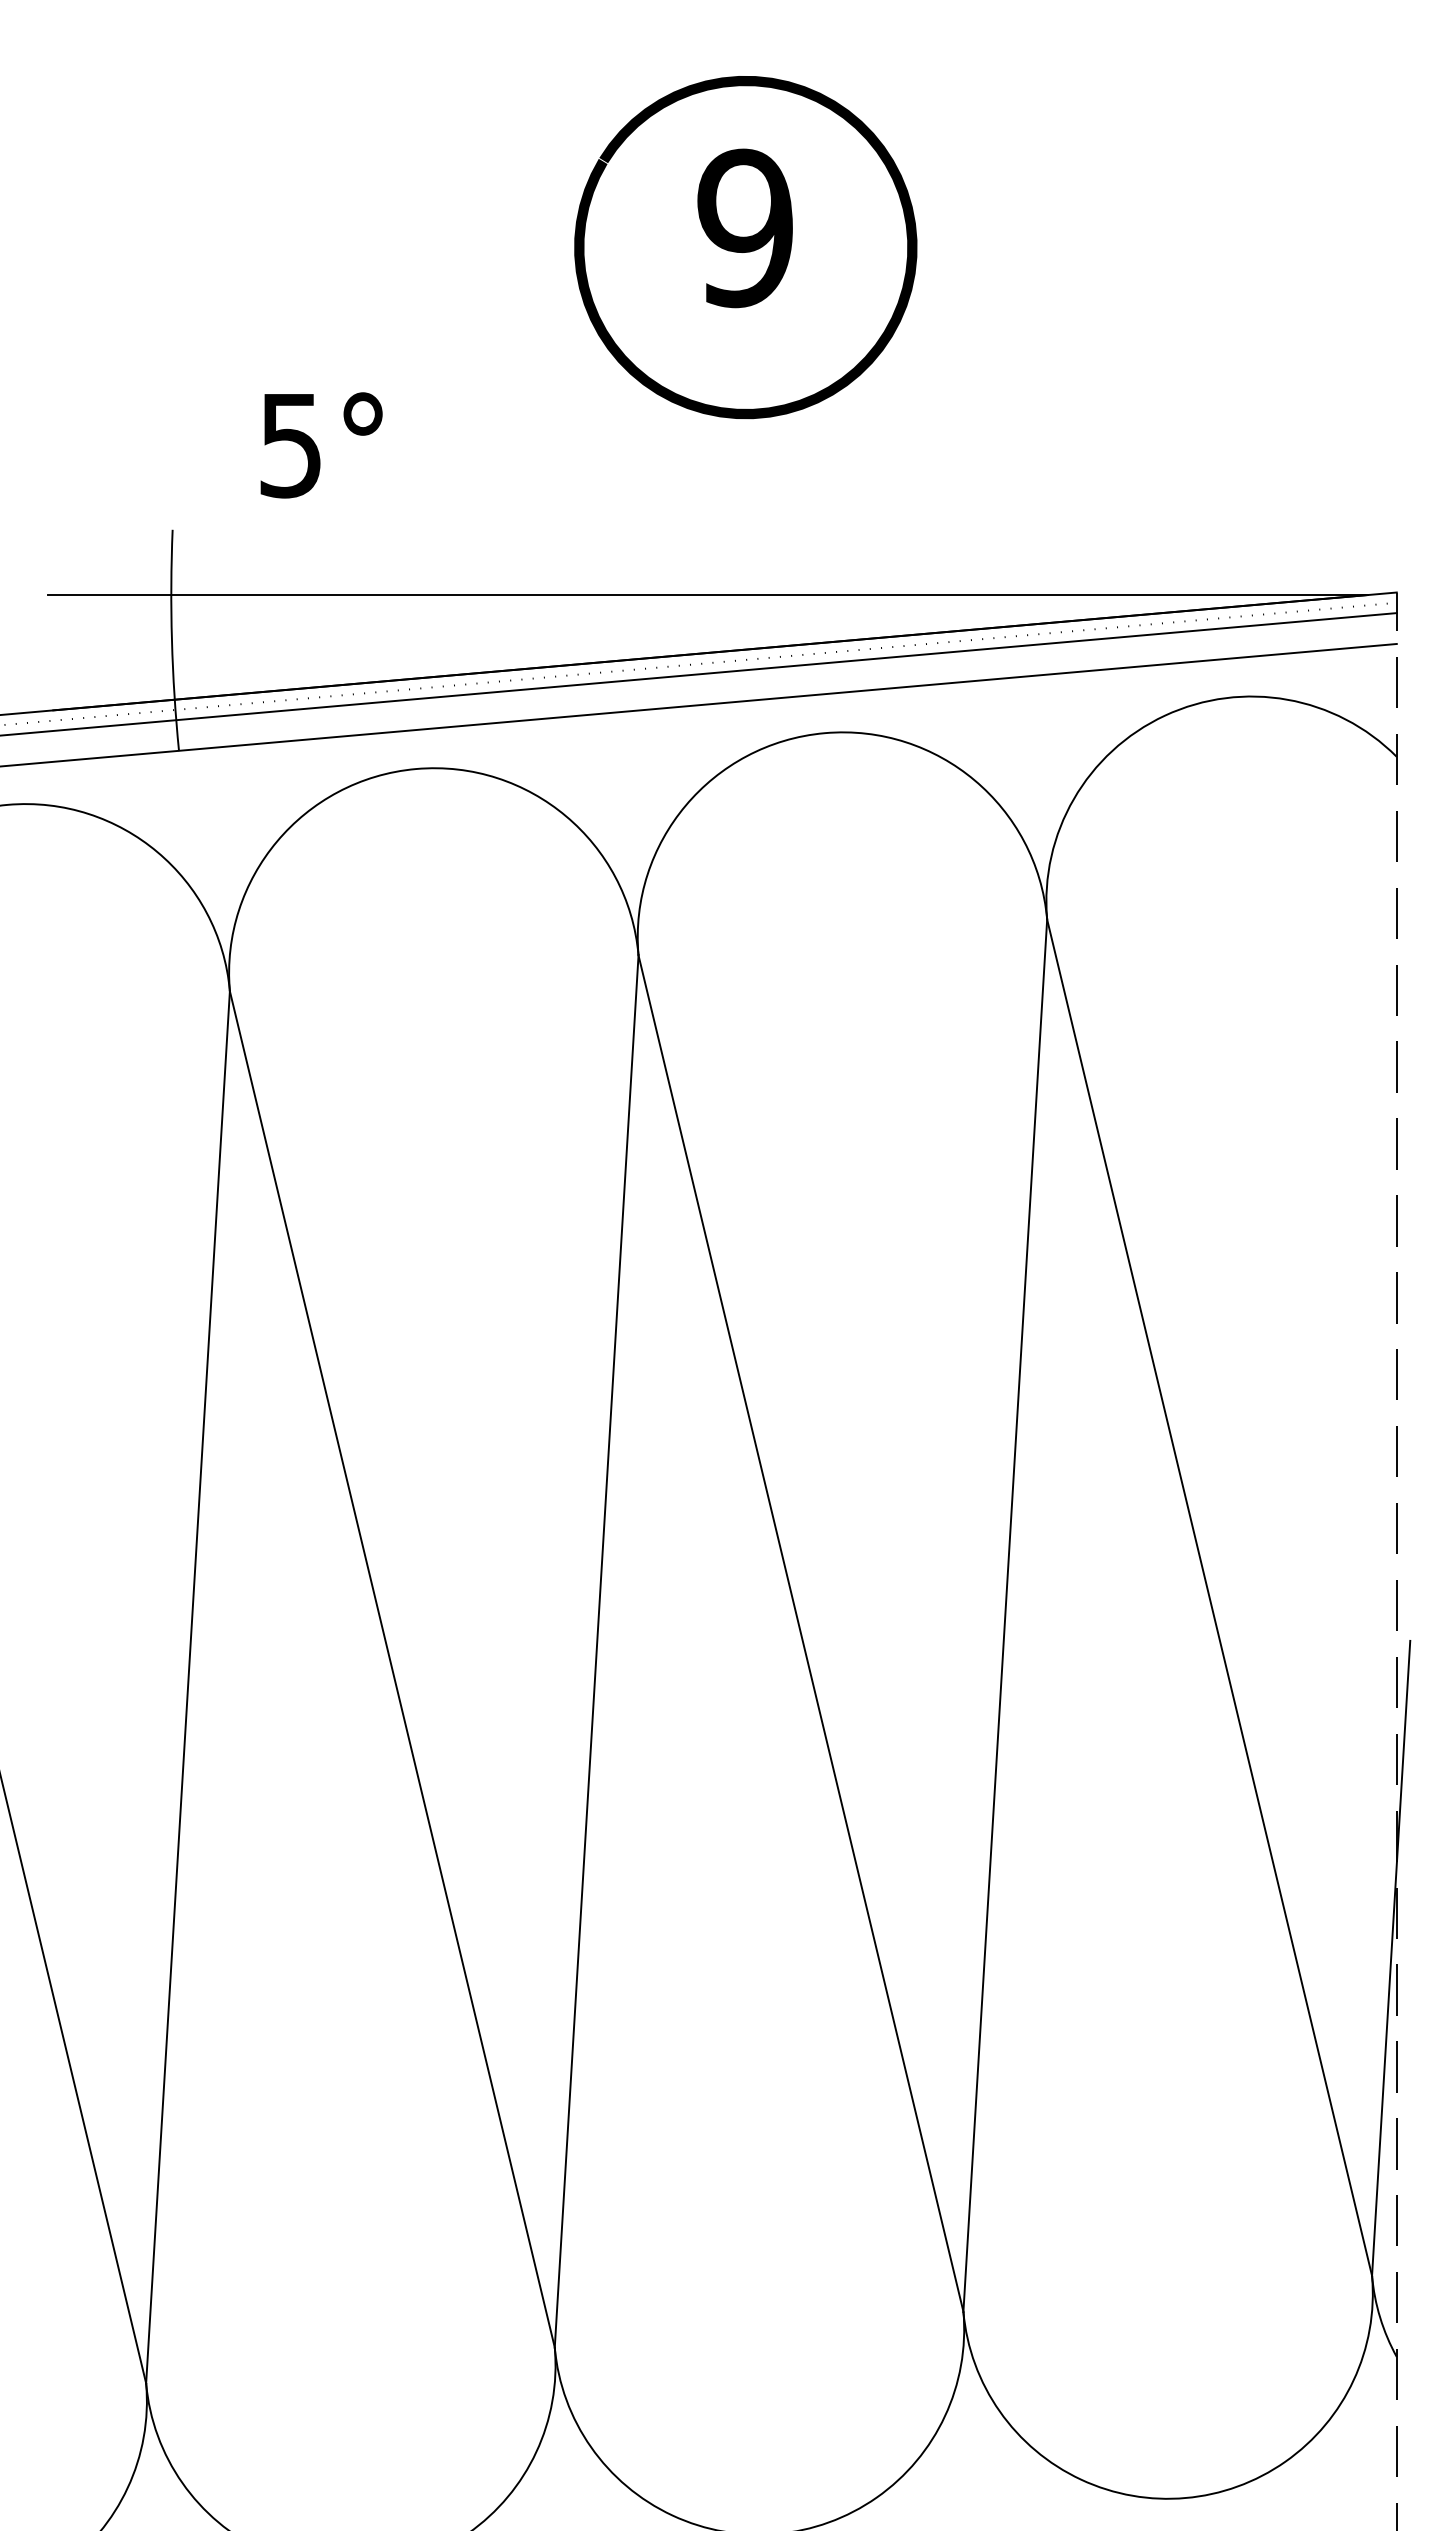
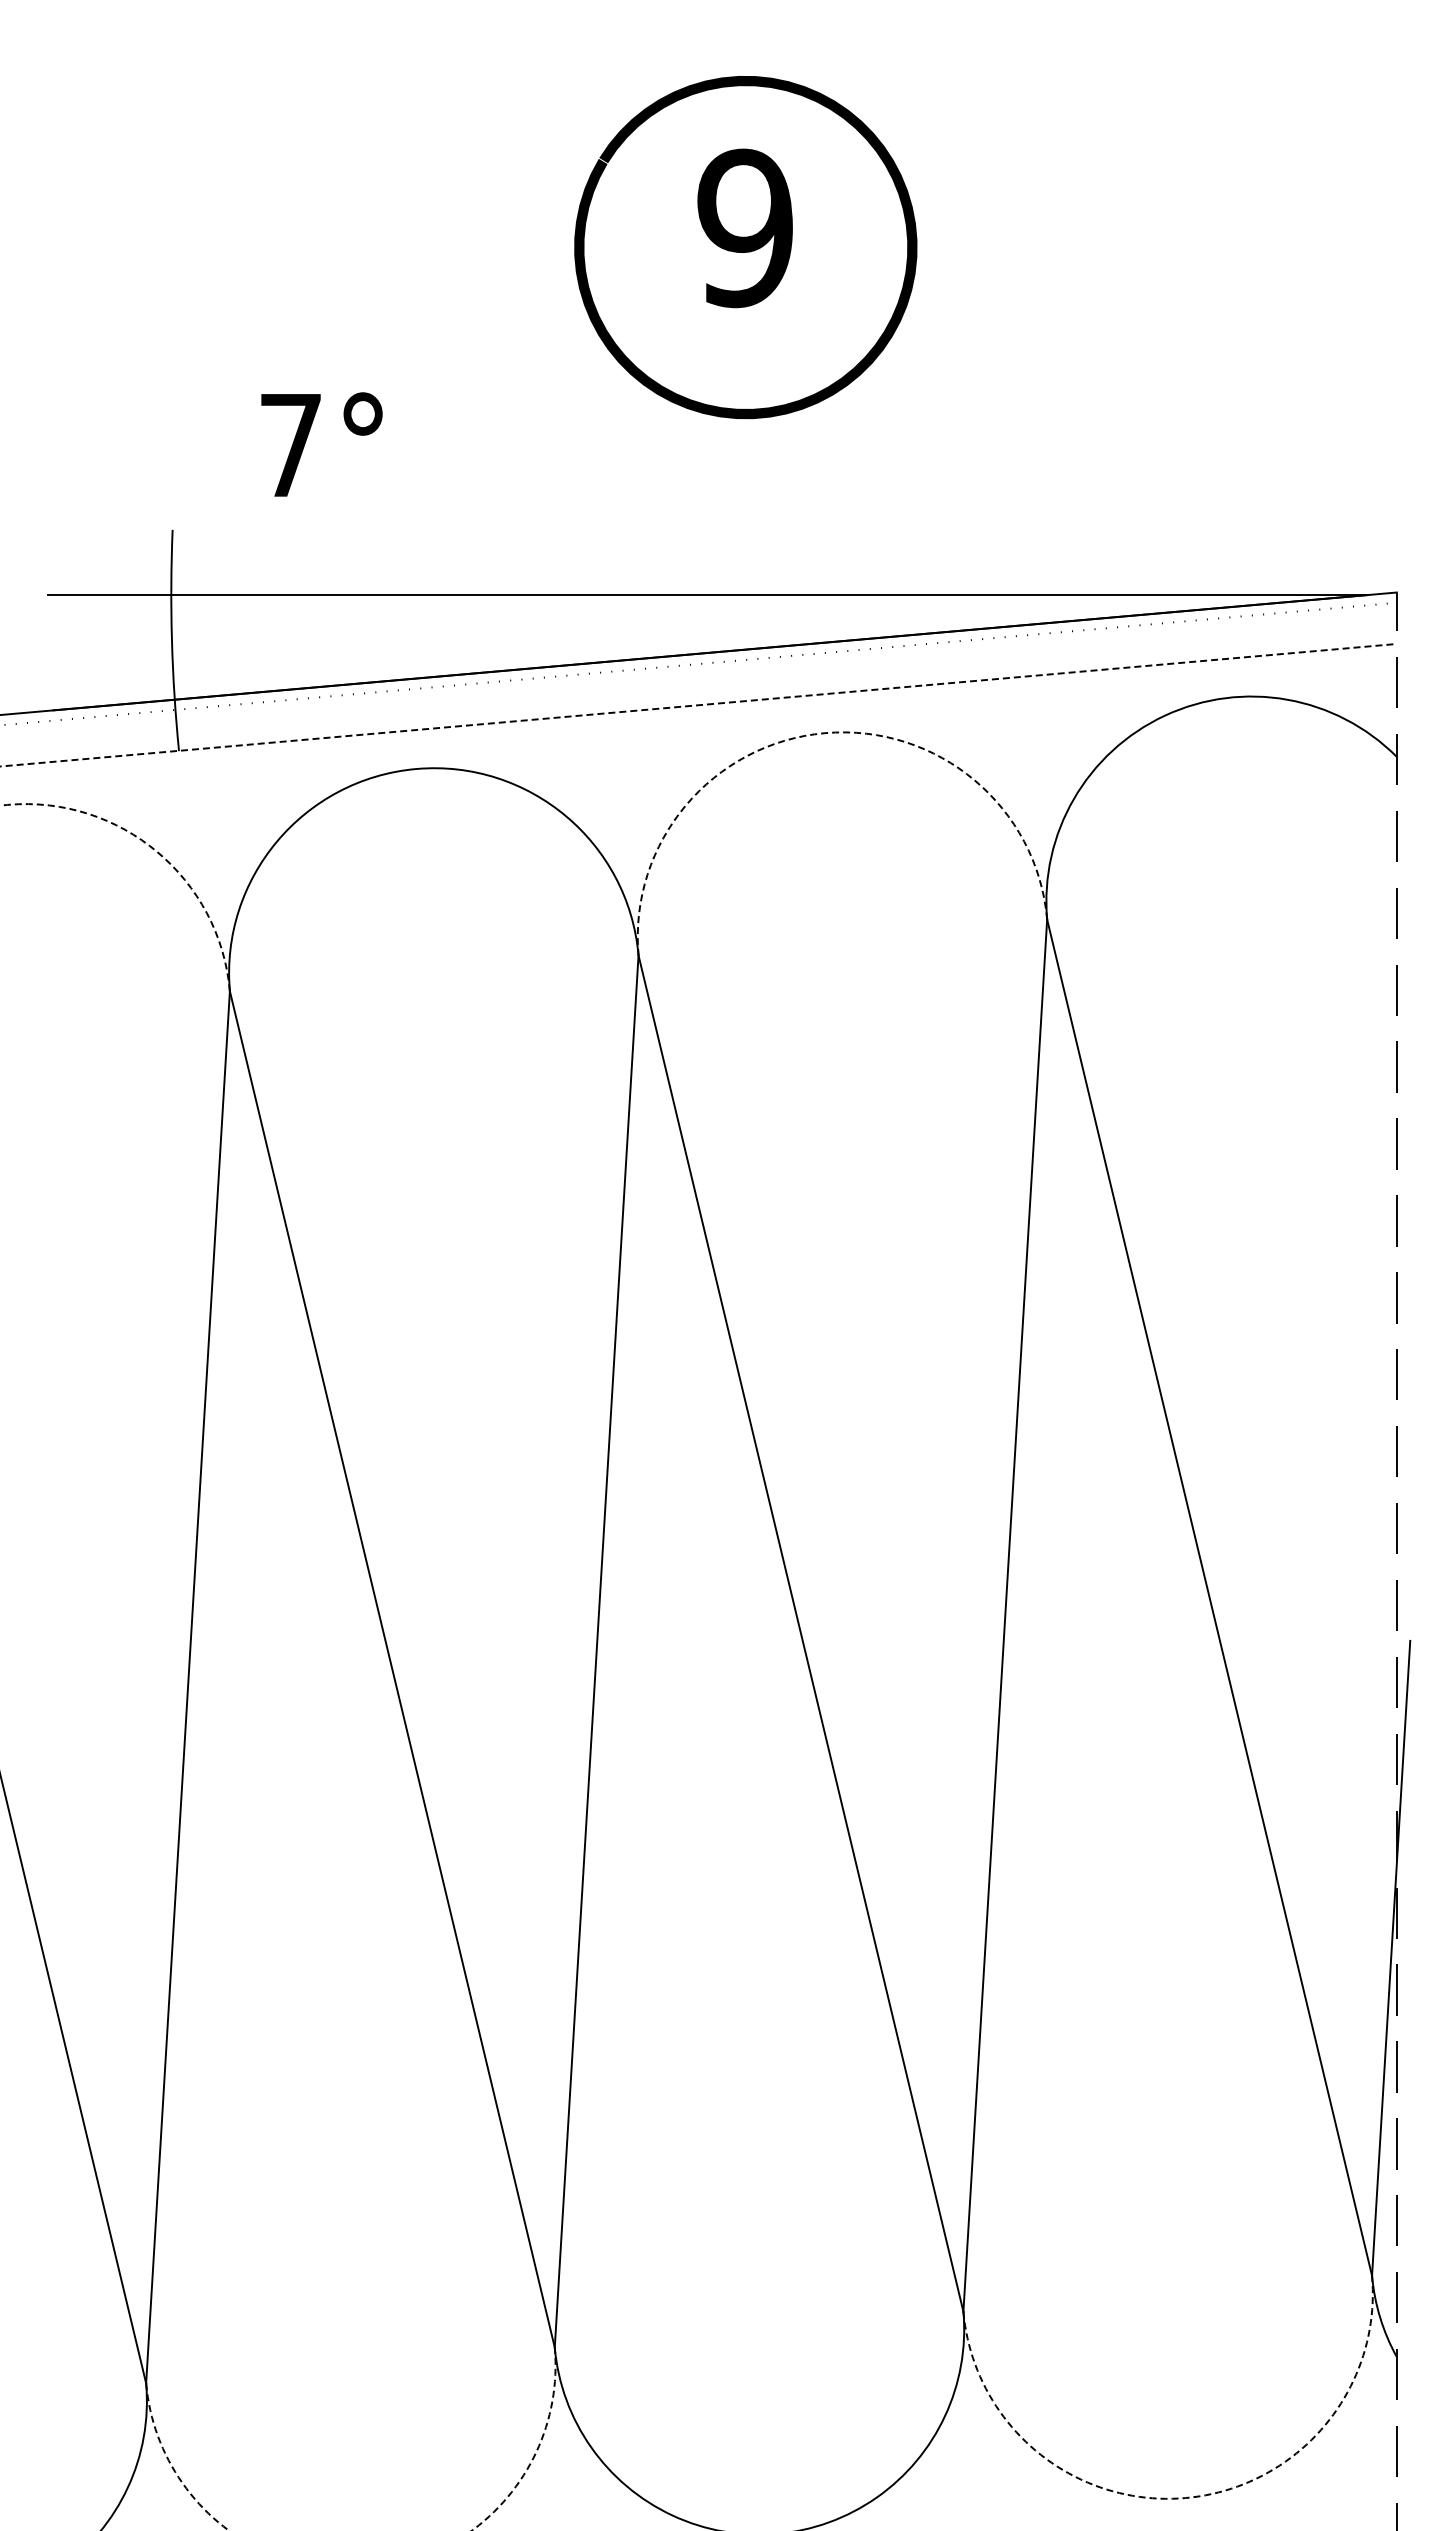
text: 5° -> 7° (290, 446)
line: present -> none (699, 674)
line: solid -> dashed (698, 705)
arc: solid -> dashed (824, 733)
arc: solid -> dashed (154, 849)
arc: solid -> dashed (1185, 2498)
arc: solid -> dashed (485, 2519)
